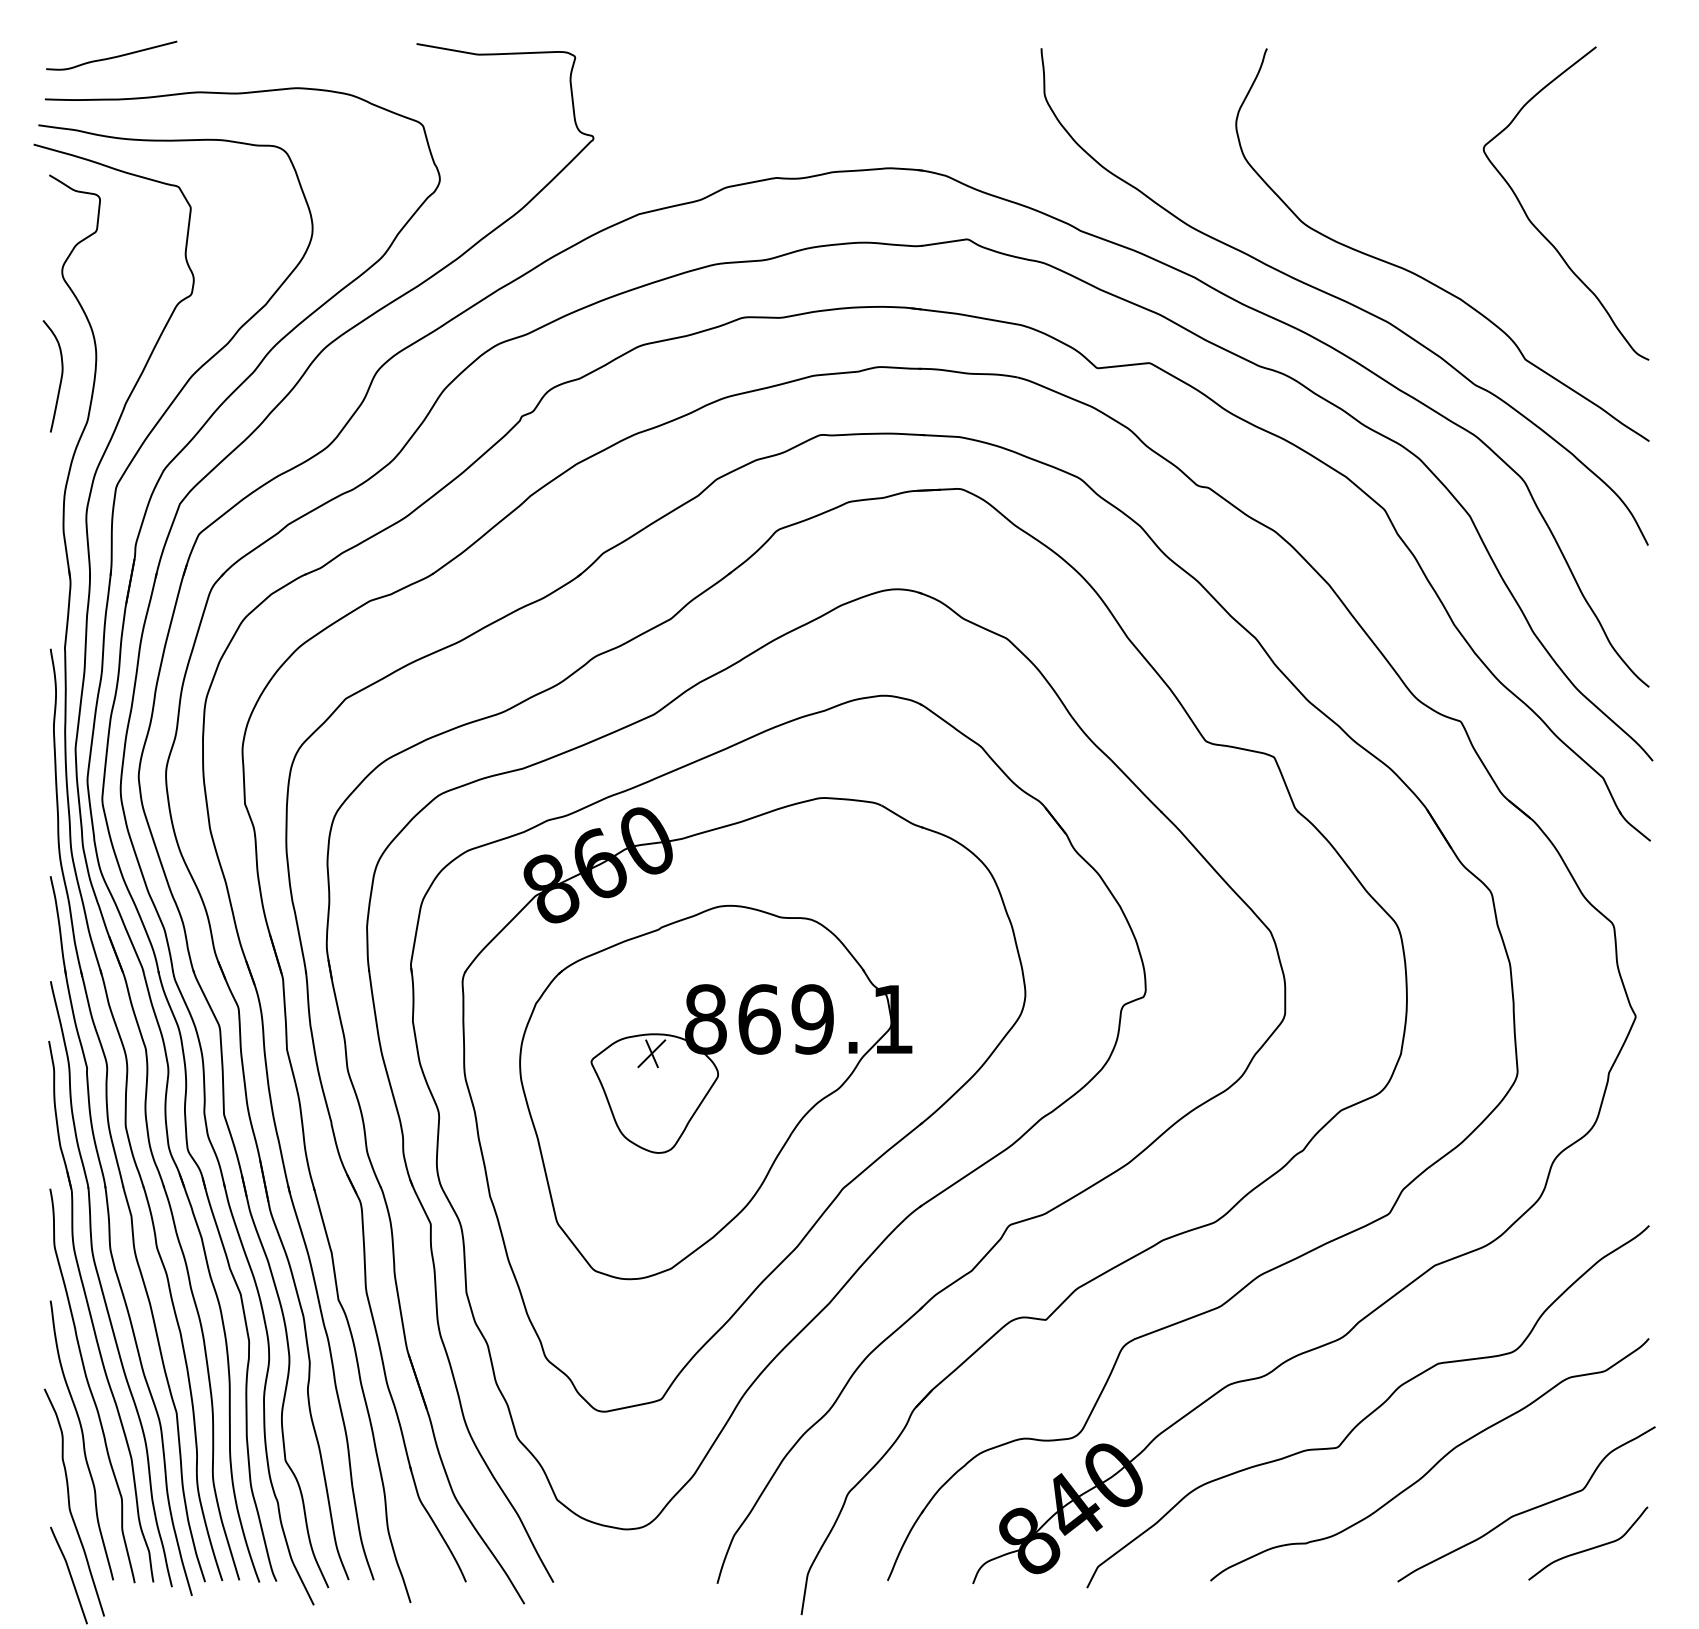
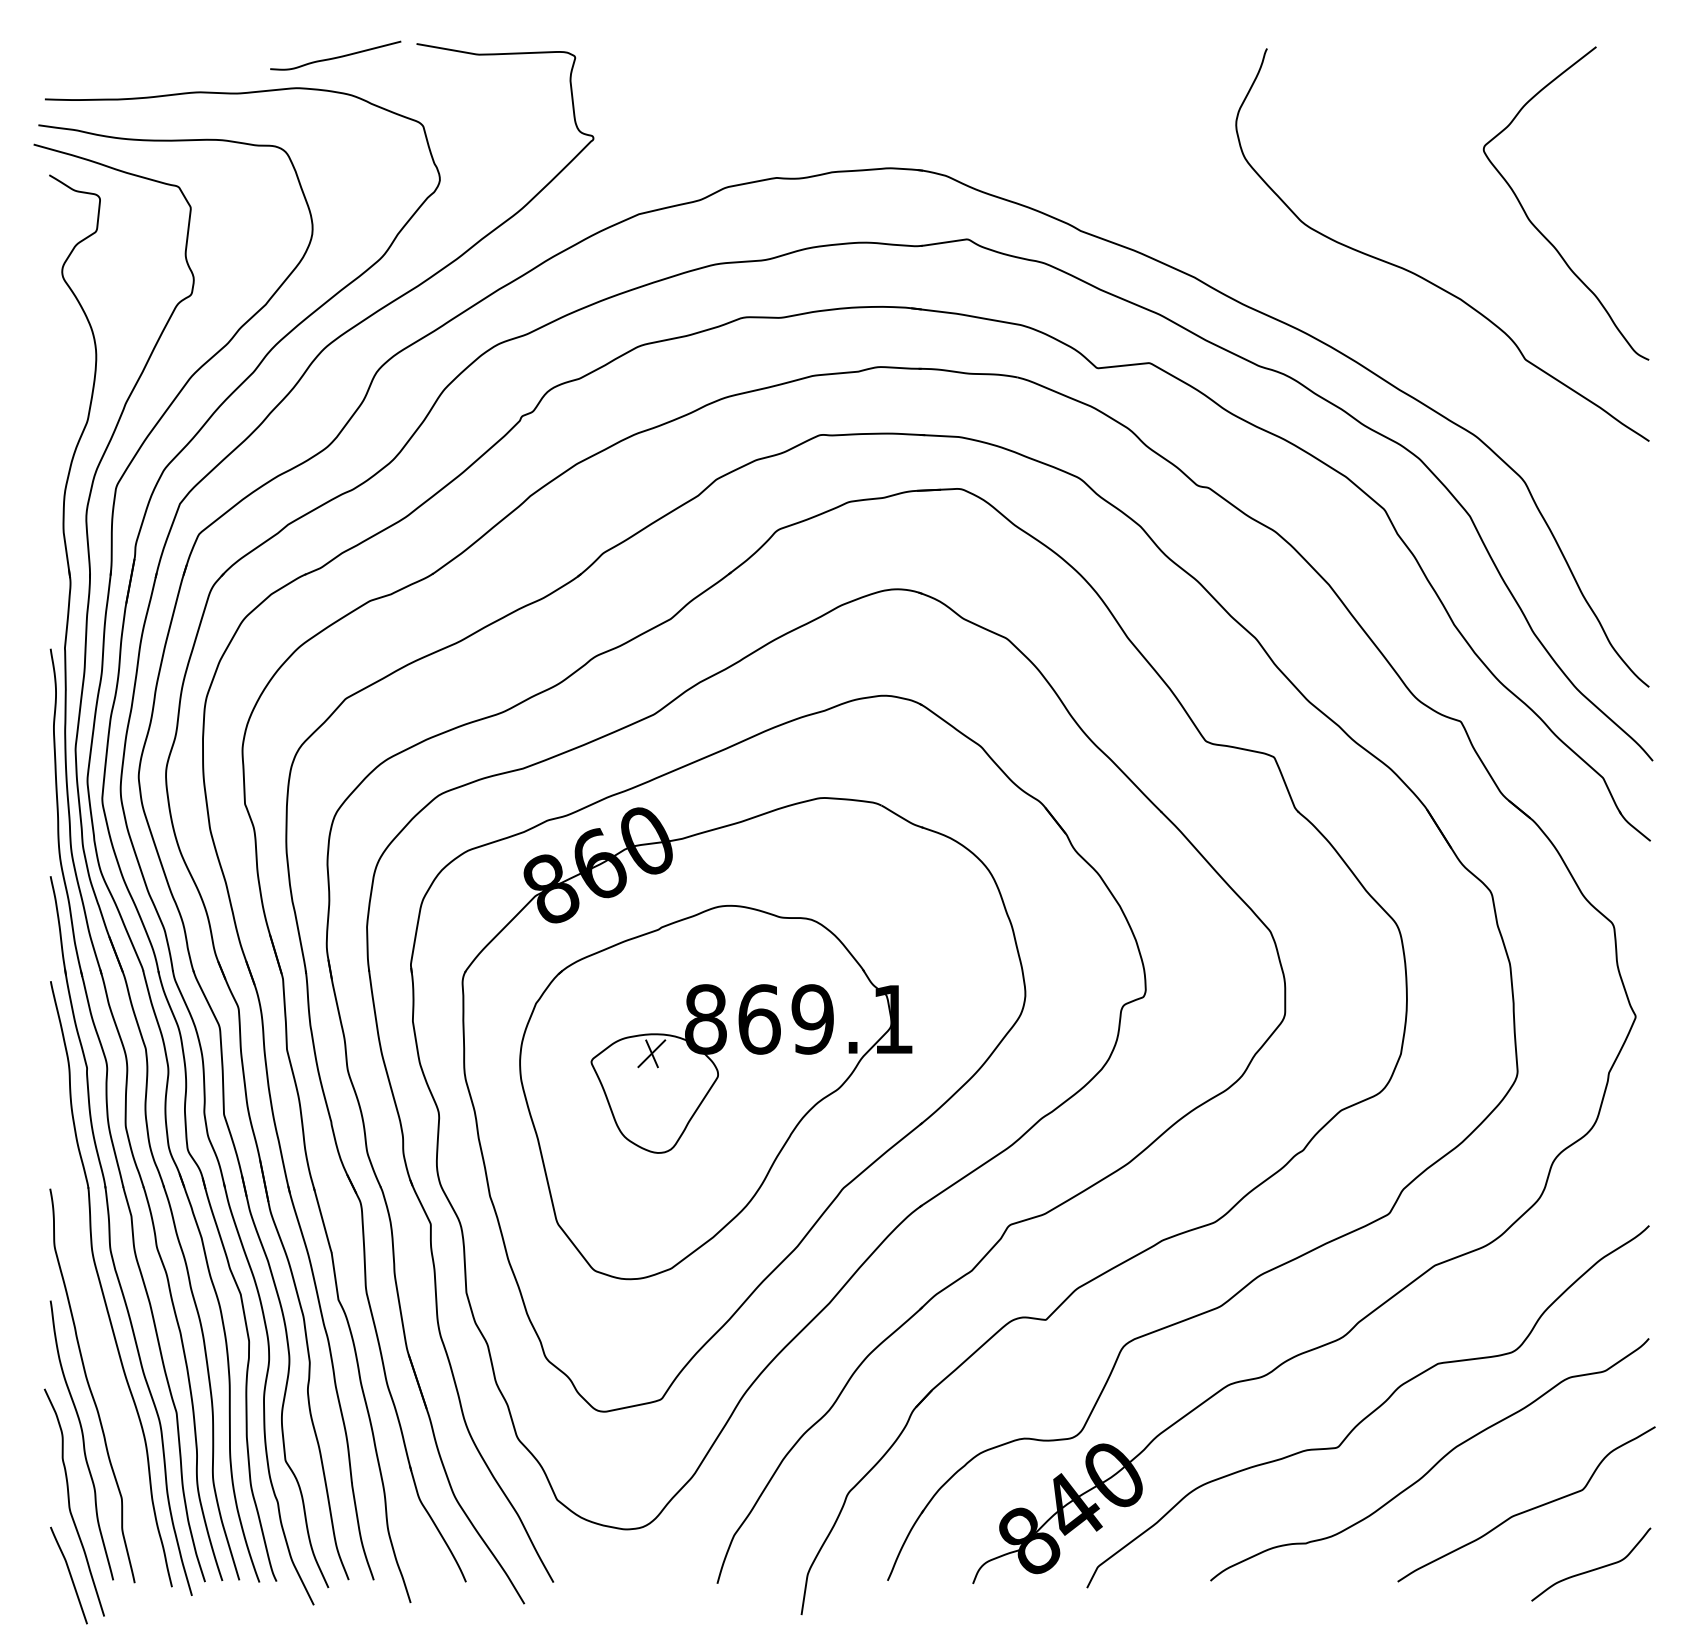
curve position: (112, 56) -> (336, 56) (336, 56)
curve: present -> none (1343, 299)
curve: present -> none (60, 377)
part: present -> none (91, 1314)
curve position: (1591, 1547) -> (1594, 1568) (1594, 1568)
